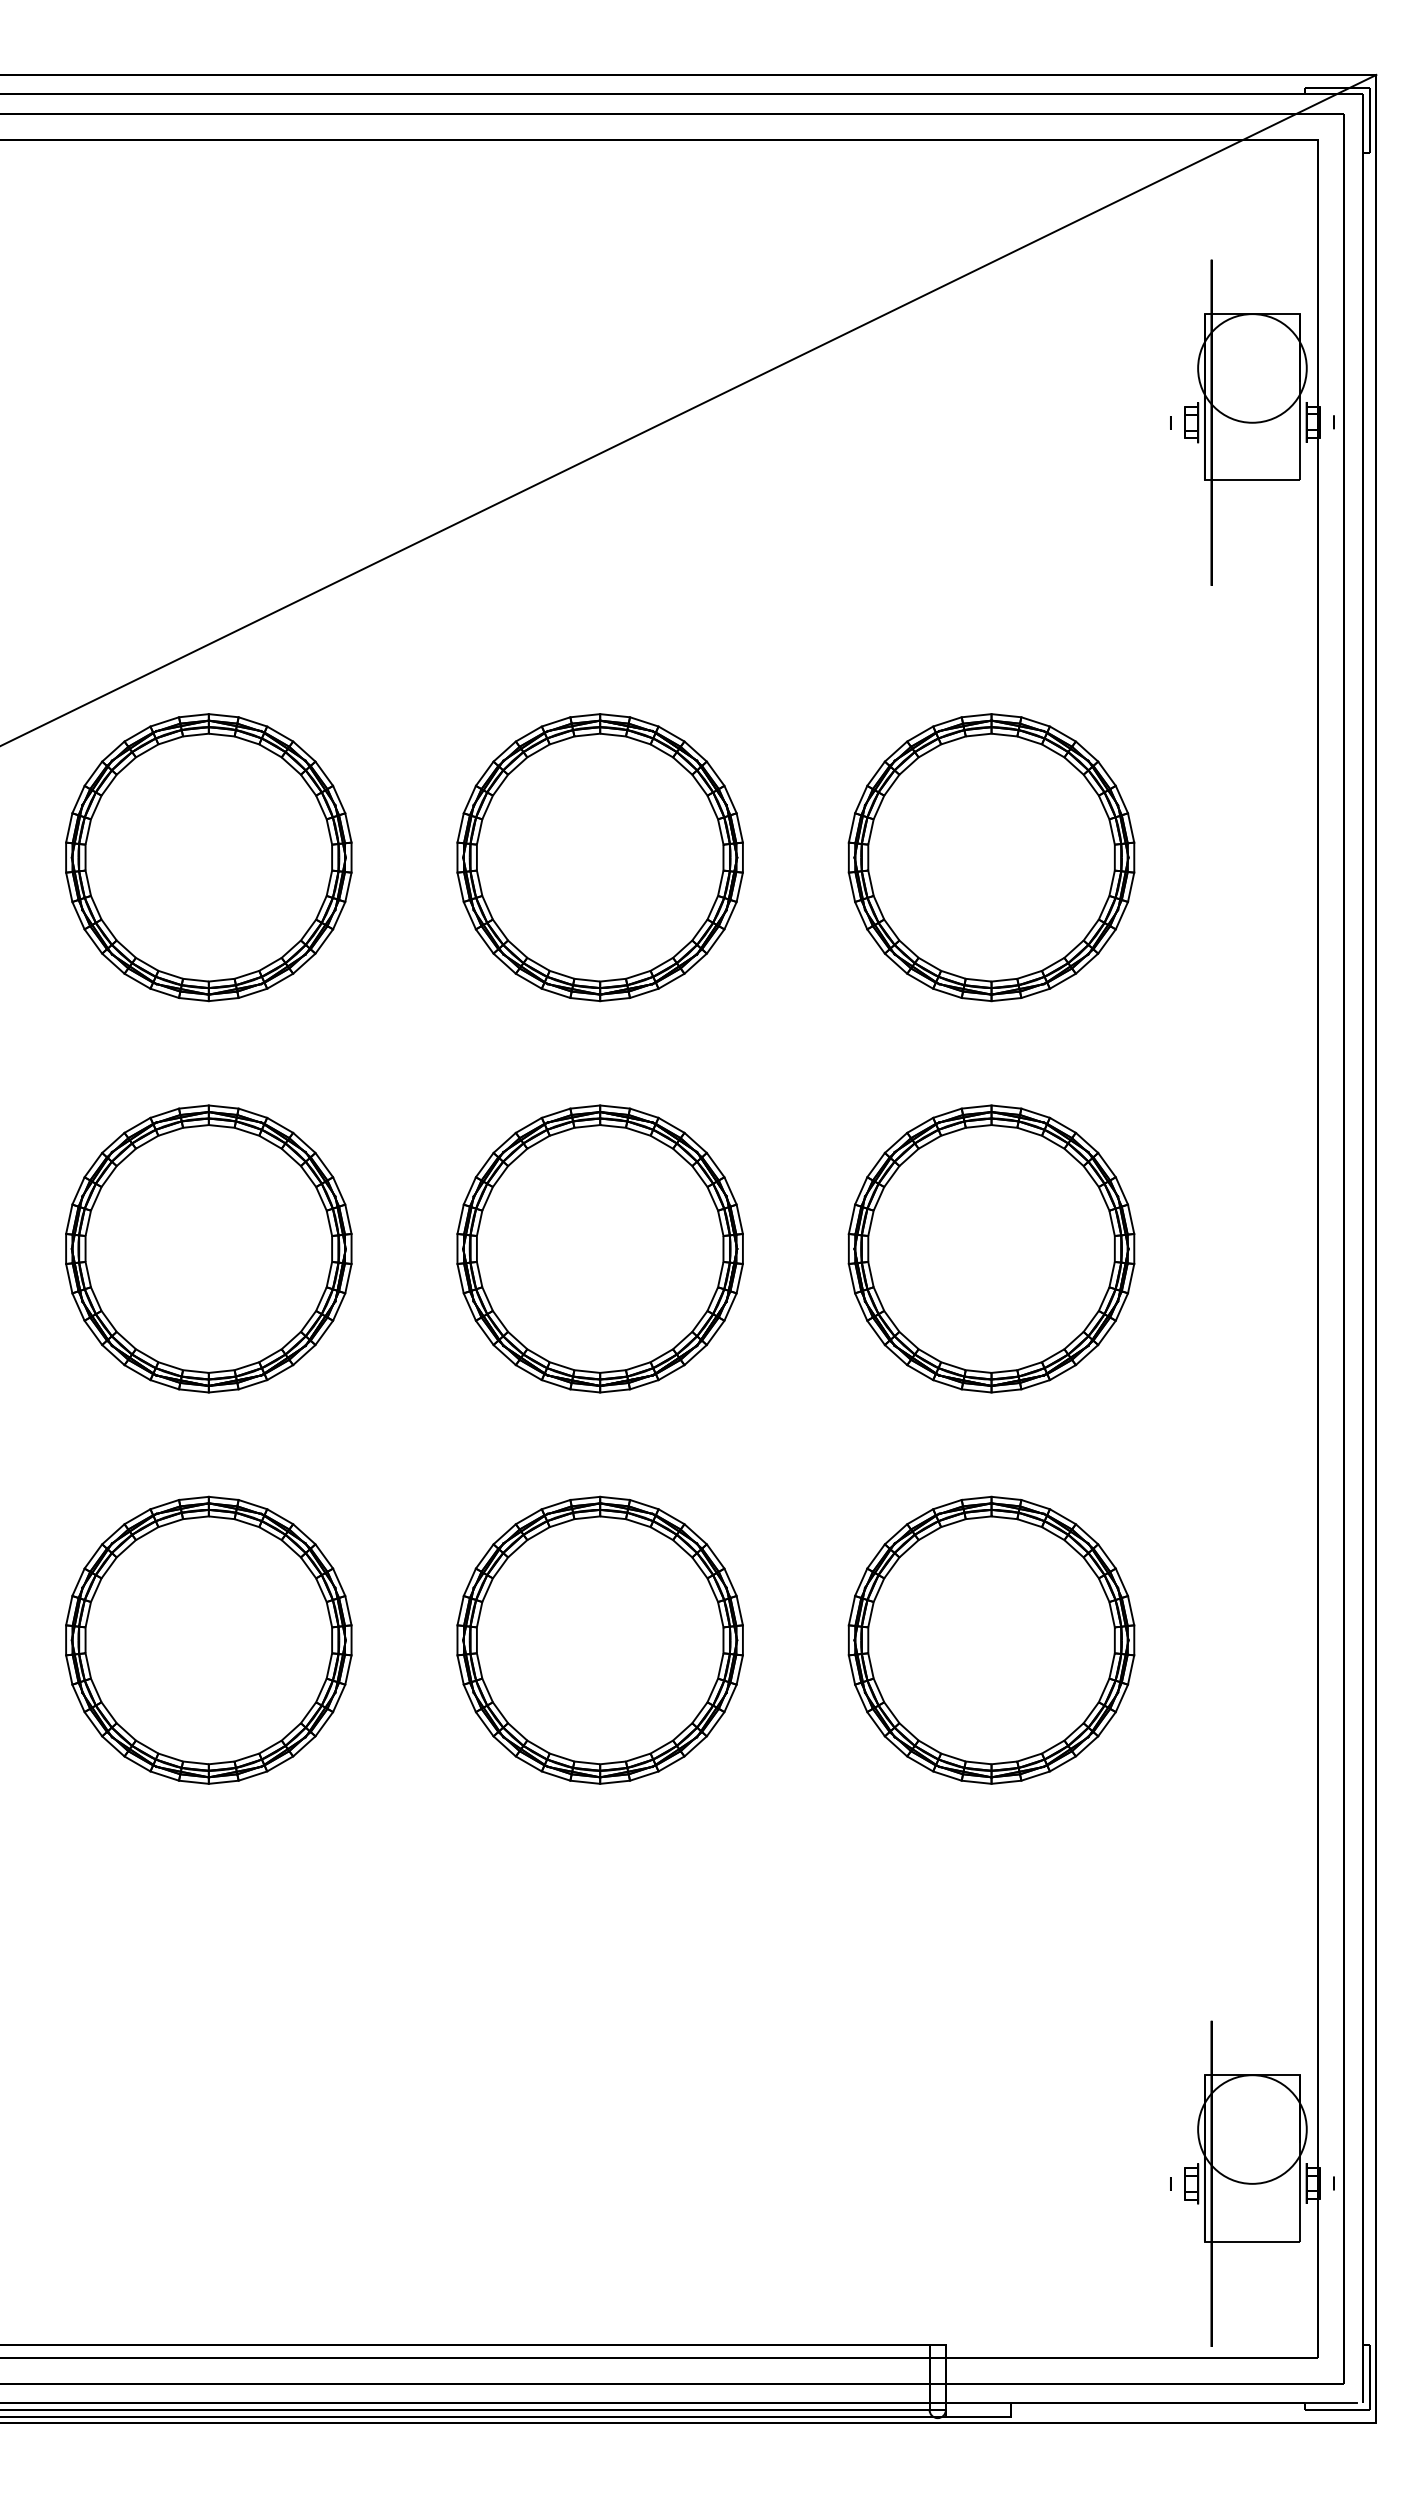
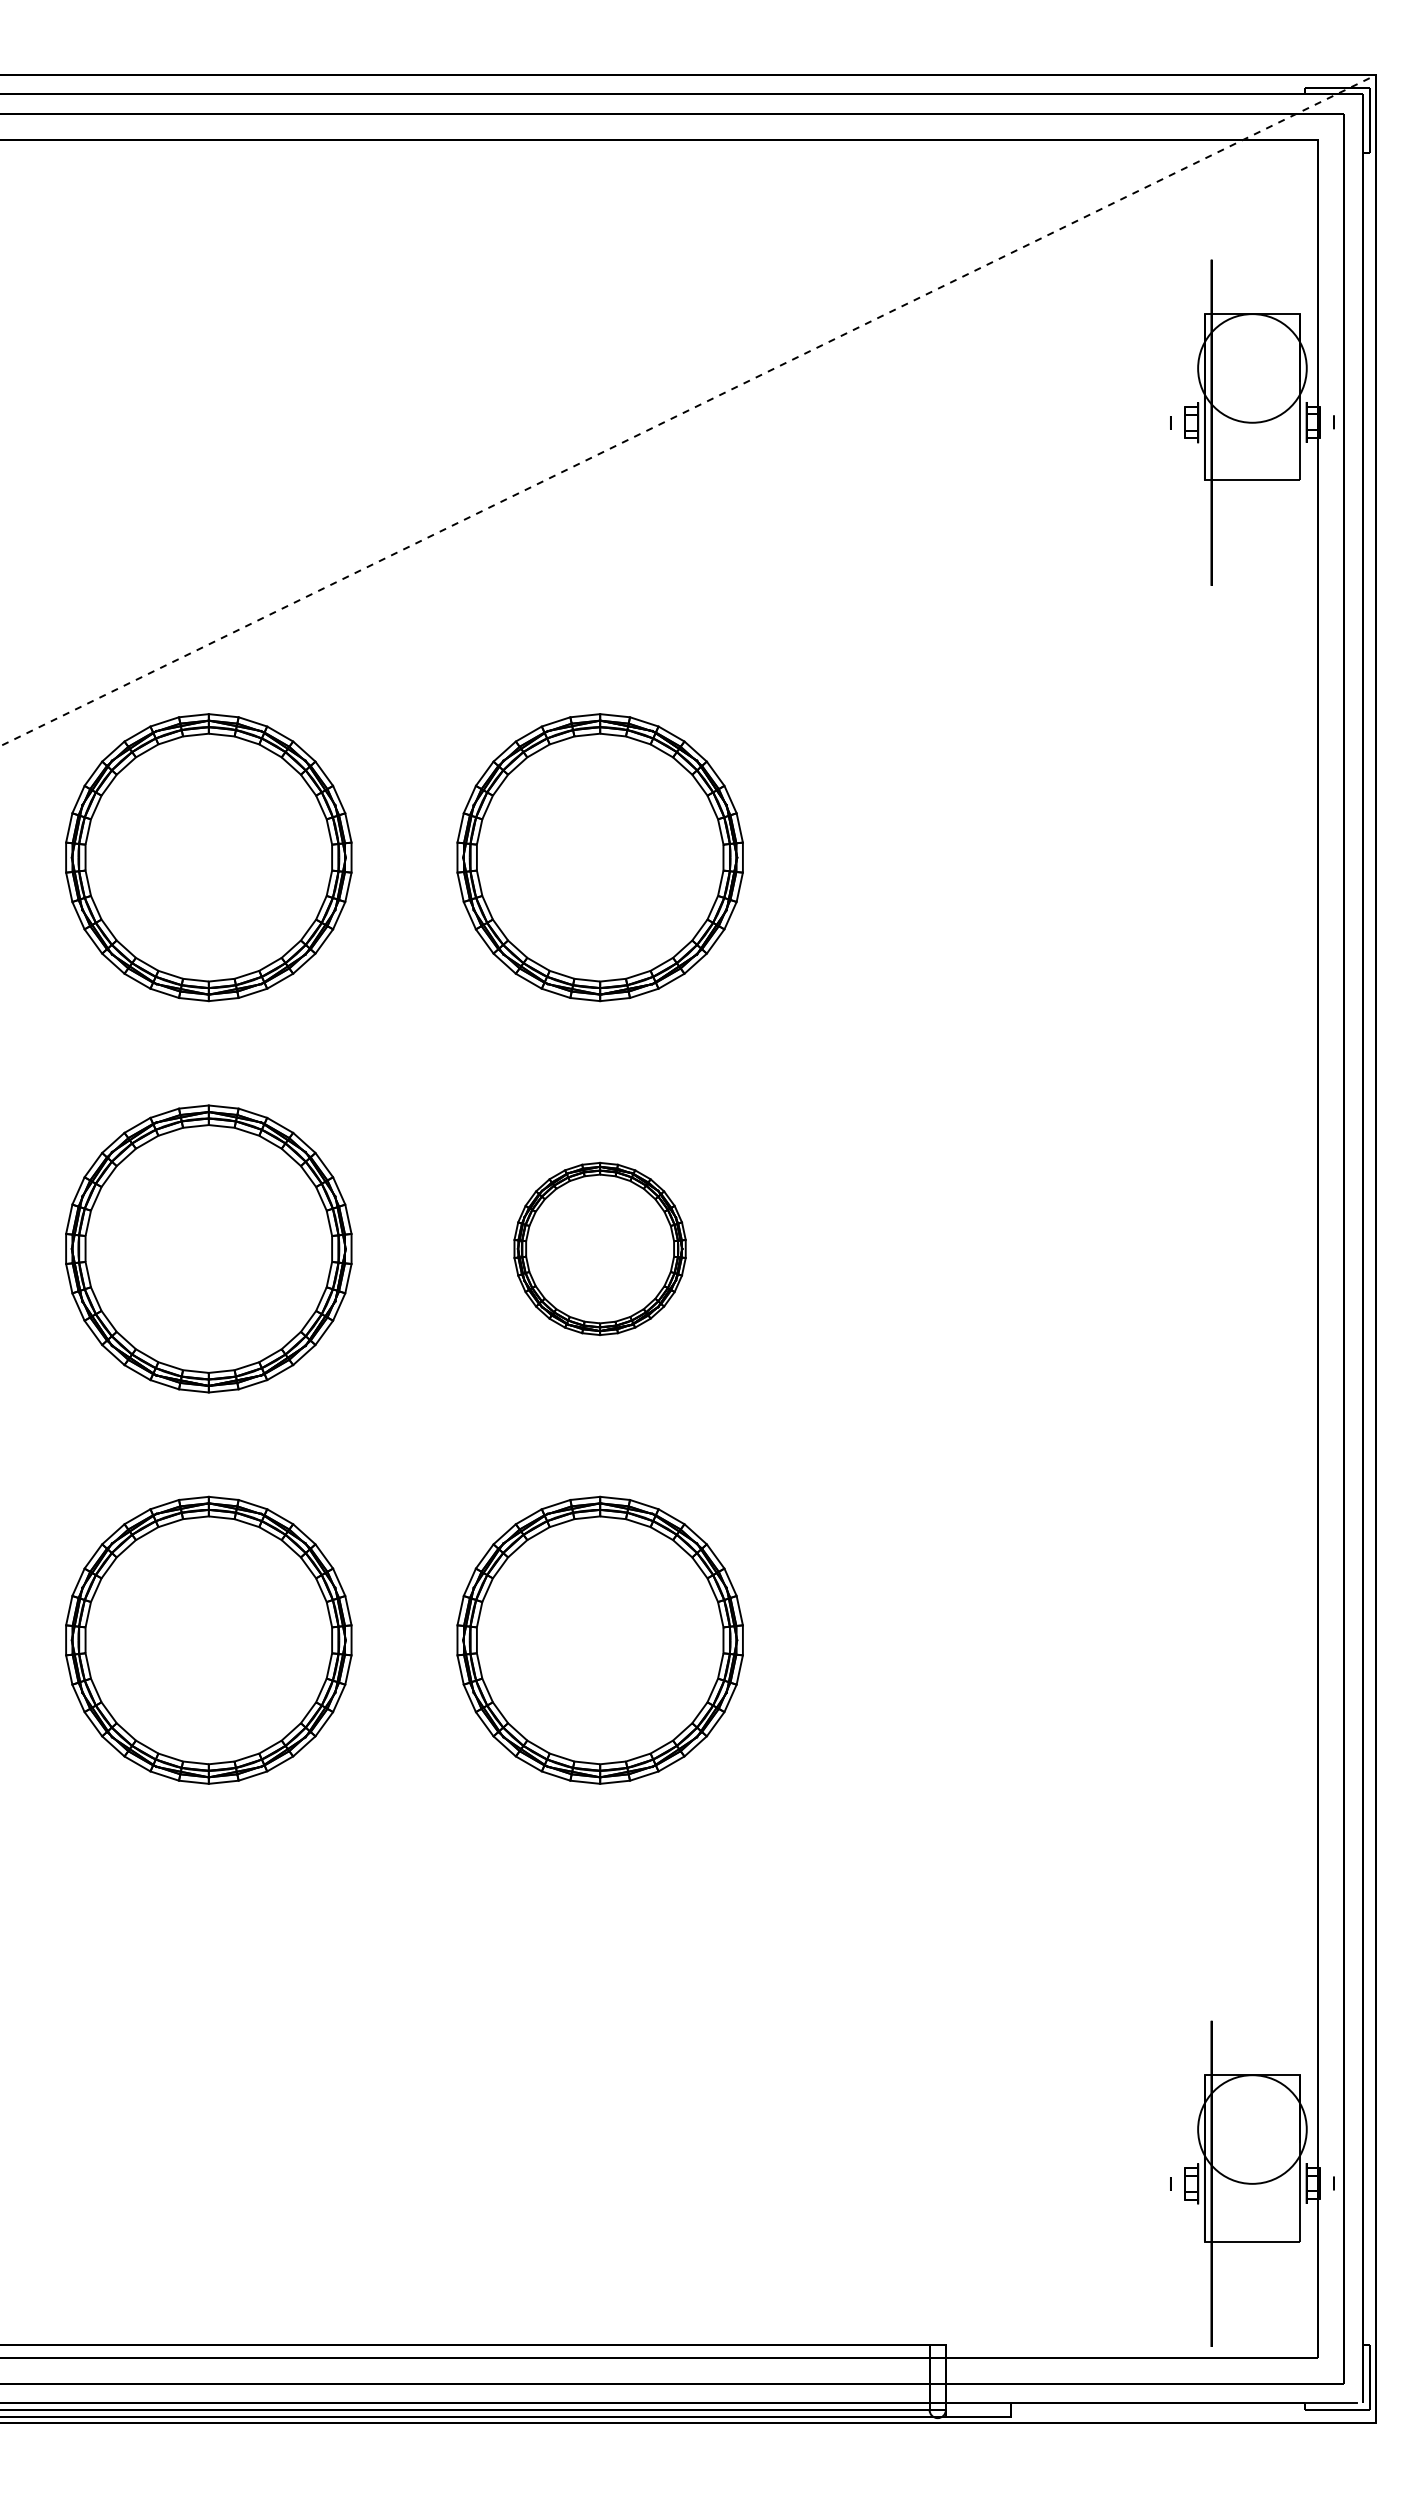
line: solid -> dashed (688, 410)
part: present -> none (991, 857)
part size: 288x290 px -> 174x175 px (599, 1248)
part: present -> none (991, 1248)
part: present -> none (991, 1639)
